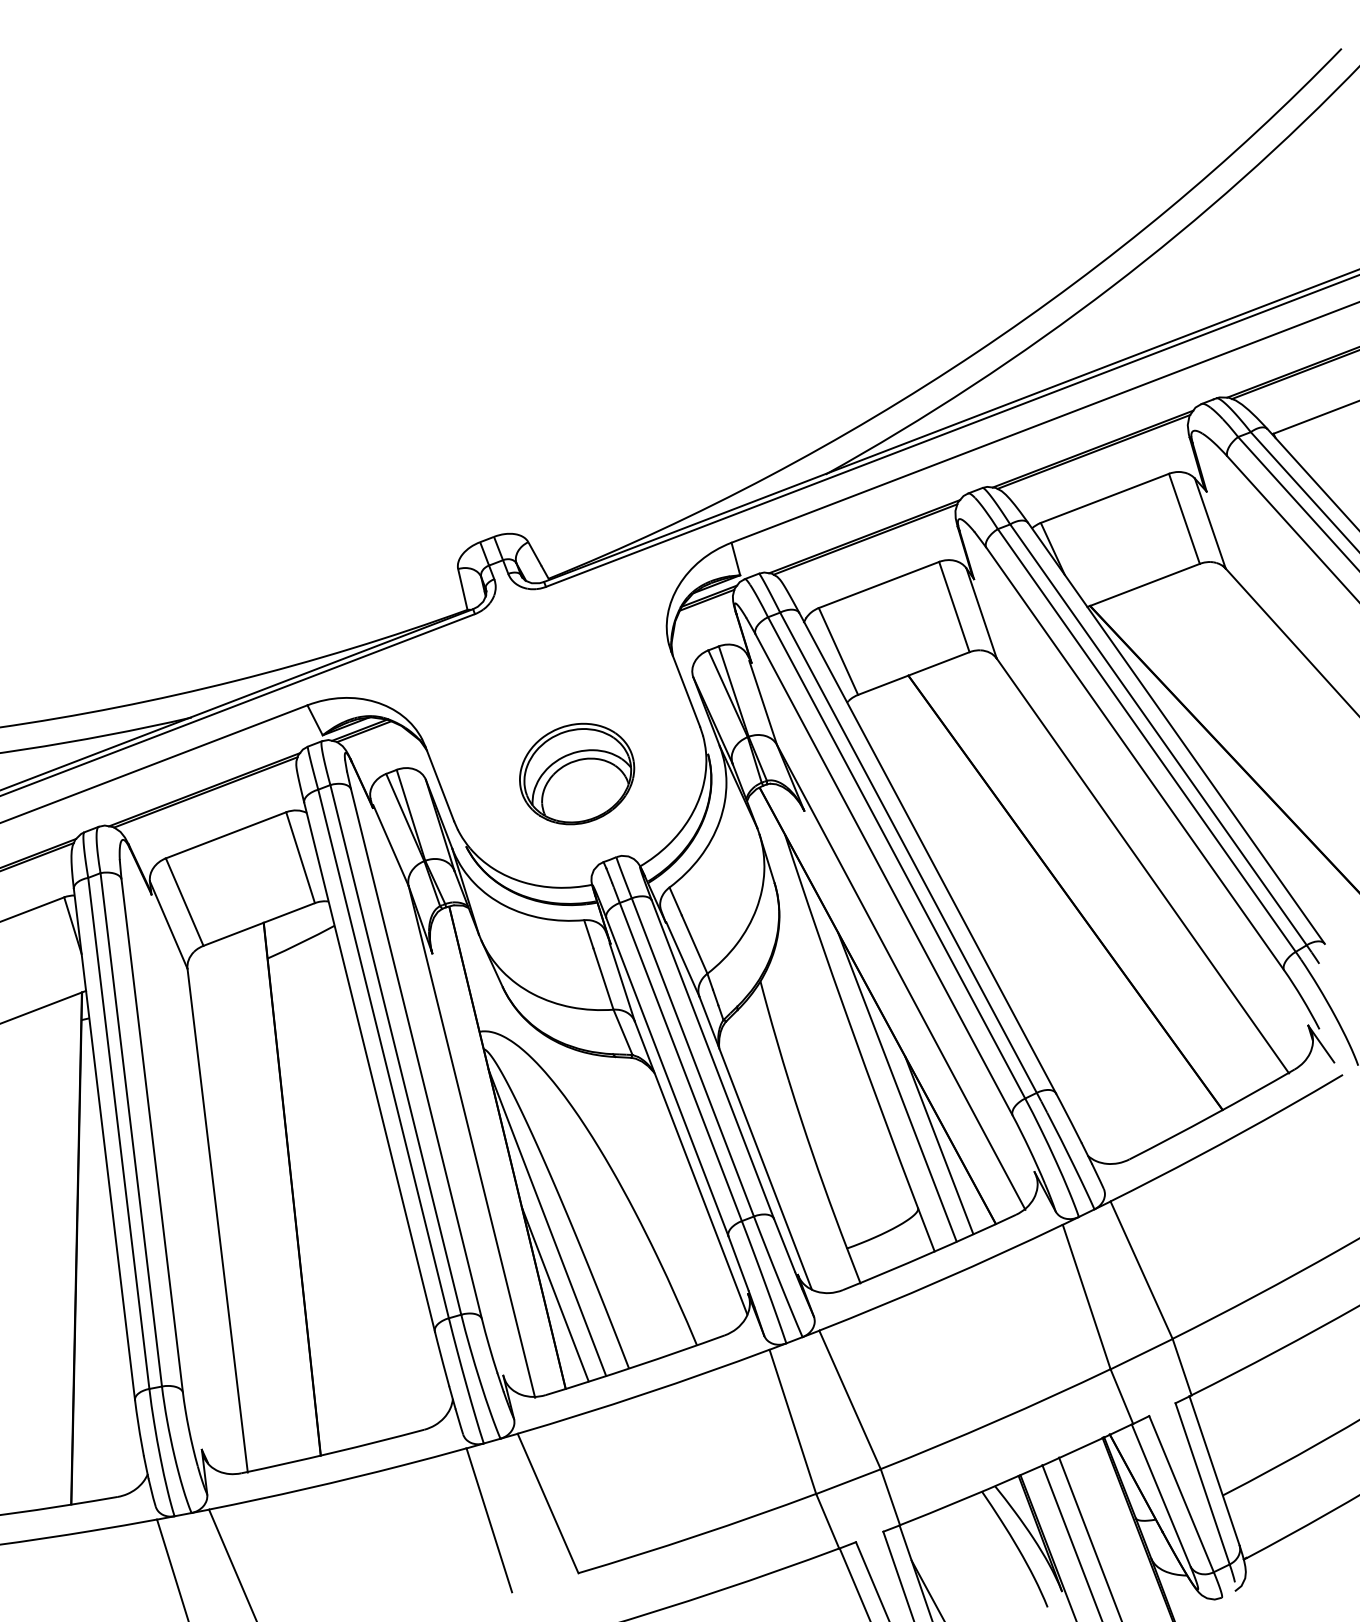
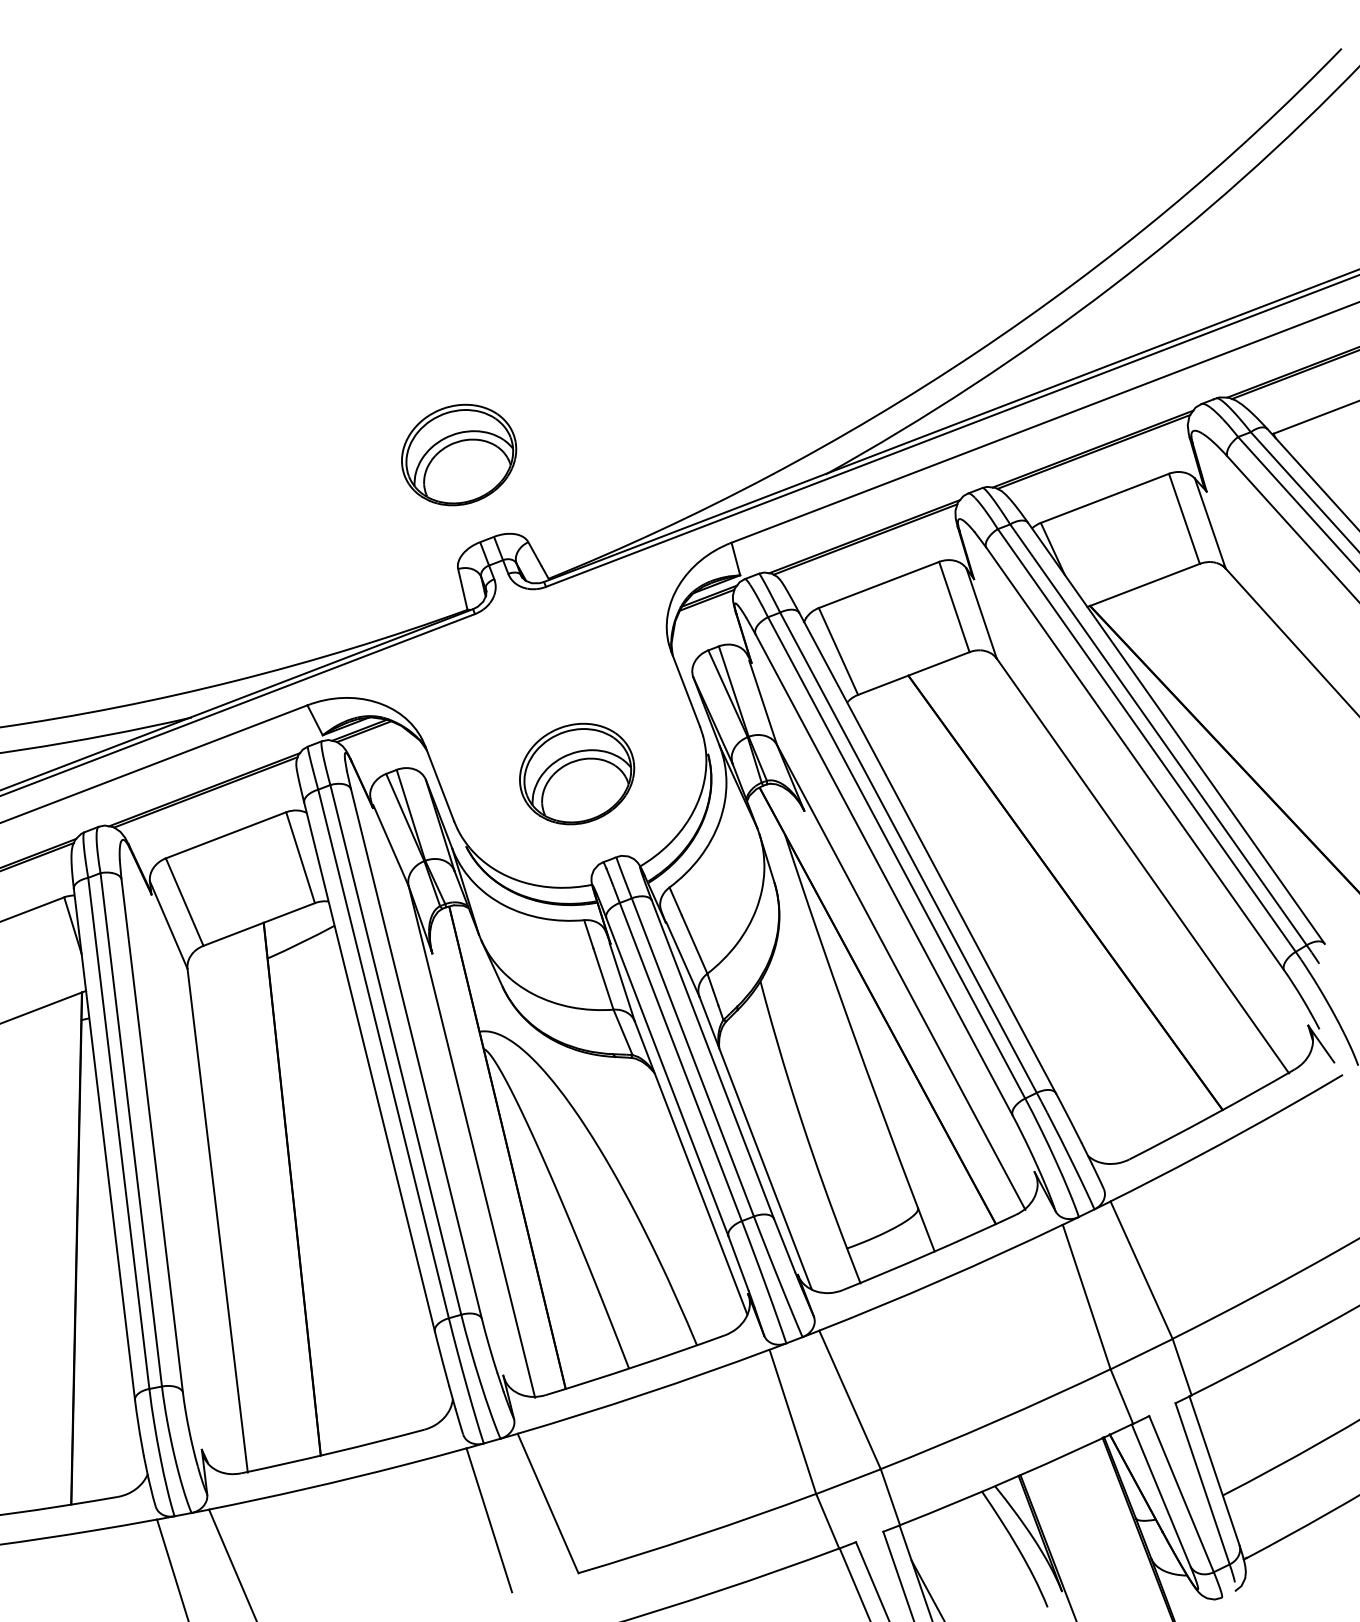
part: none -> present (459, 454)
line: present -> none (897, 1086)
line: present -> none (939, 1145)
line: present -> none (547, 1222)
line: present -> none (554, 1294)
line: present -> none (1089, 1537)
line: present -> none (1071, 1541)
